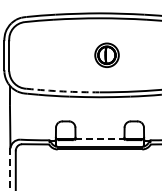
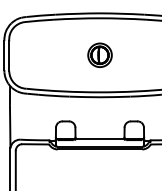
part position: (106, 54) -> (99, 54) (99, 54)
arc: dashed -> solid (63, 91)
line: dashed -> solid (99, 139)
line: dashed -> solid (10, 170)
